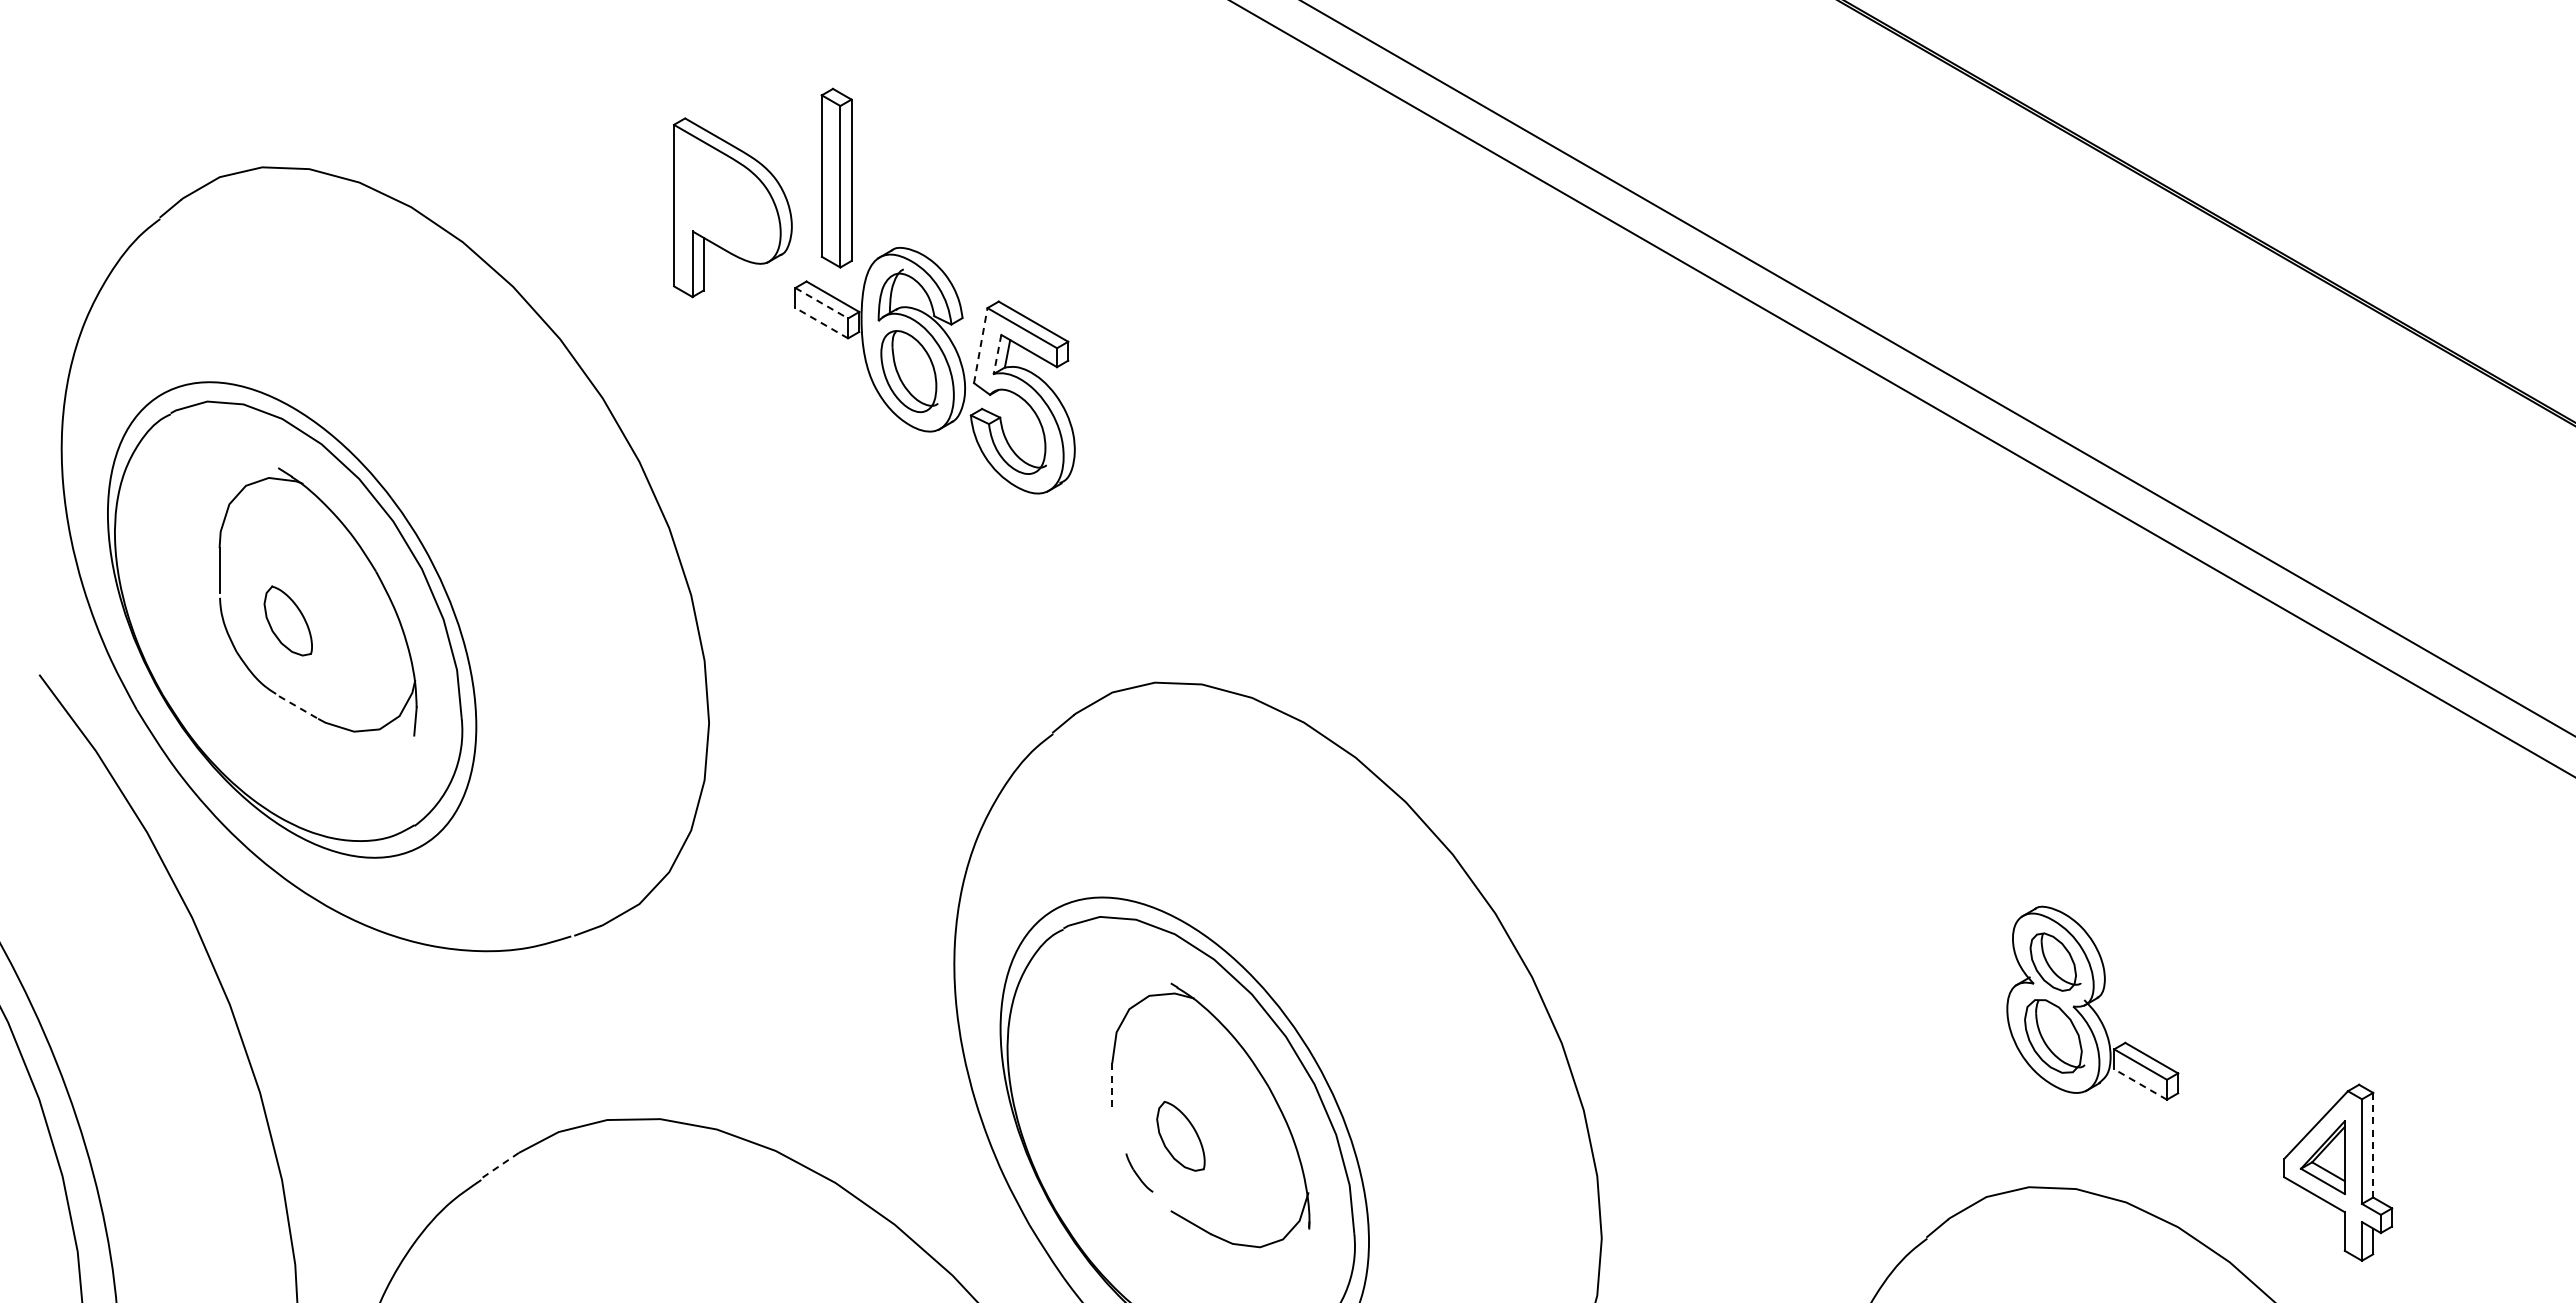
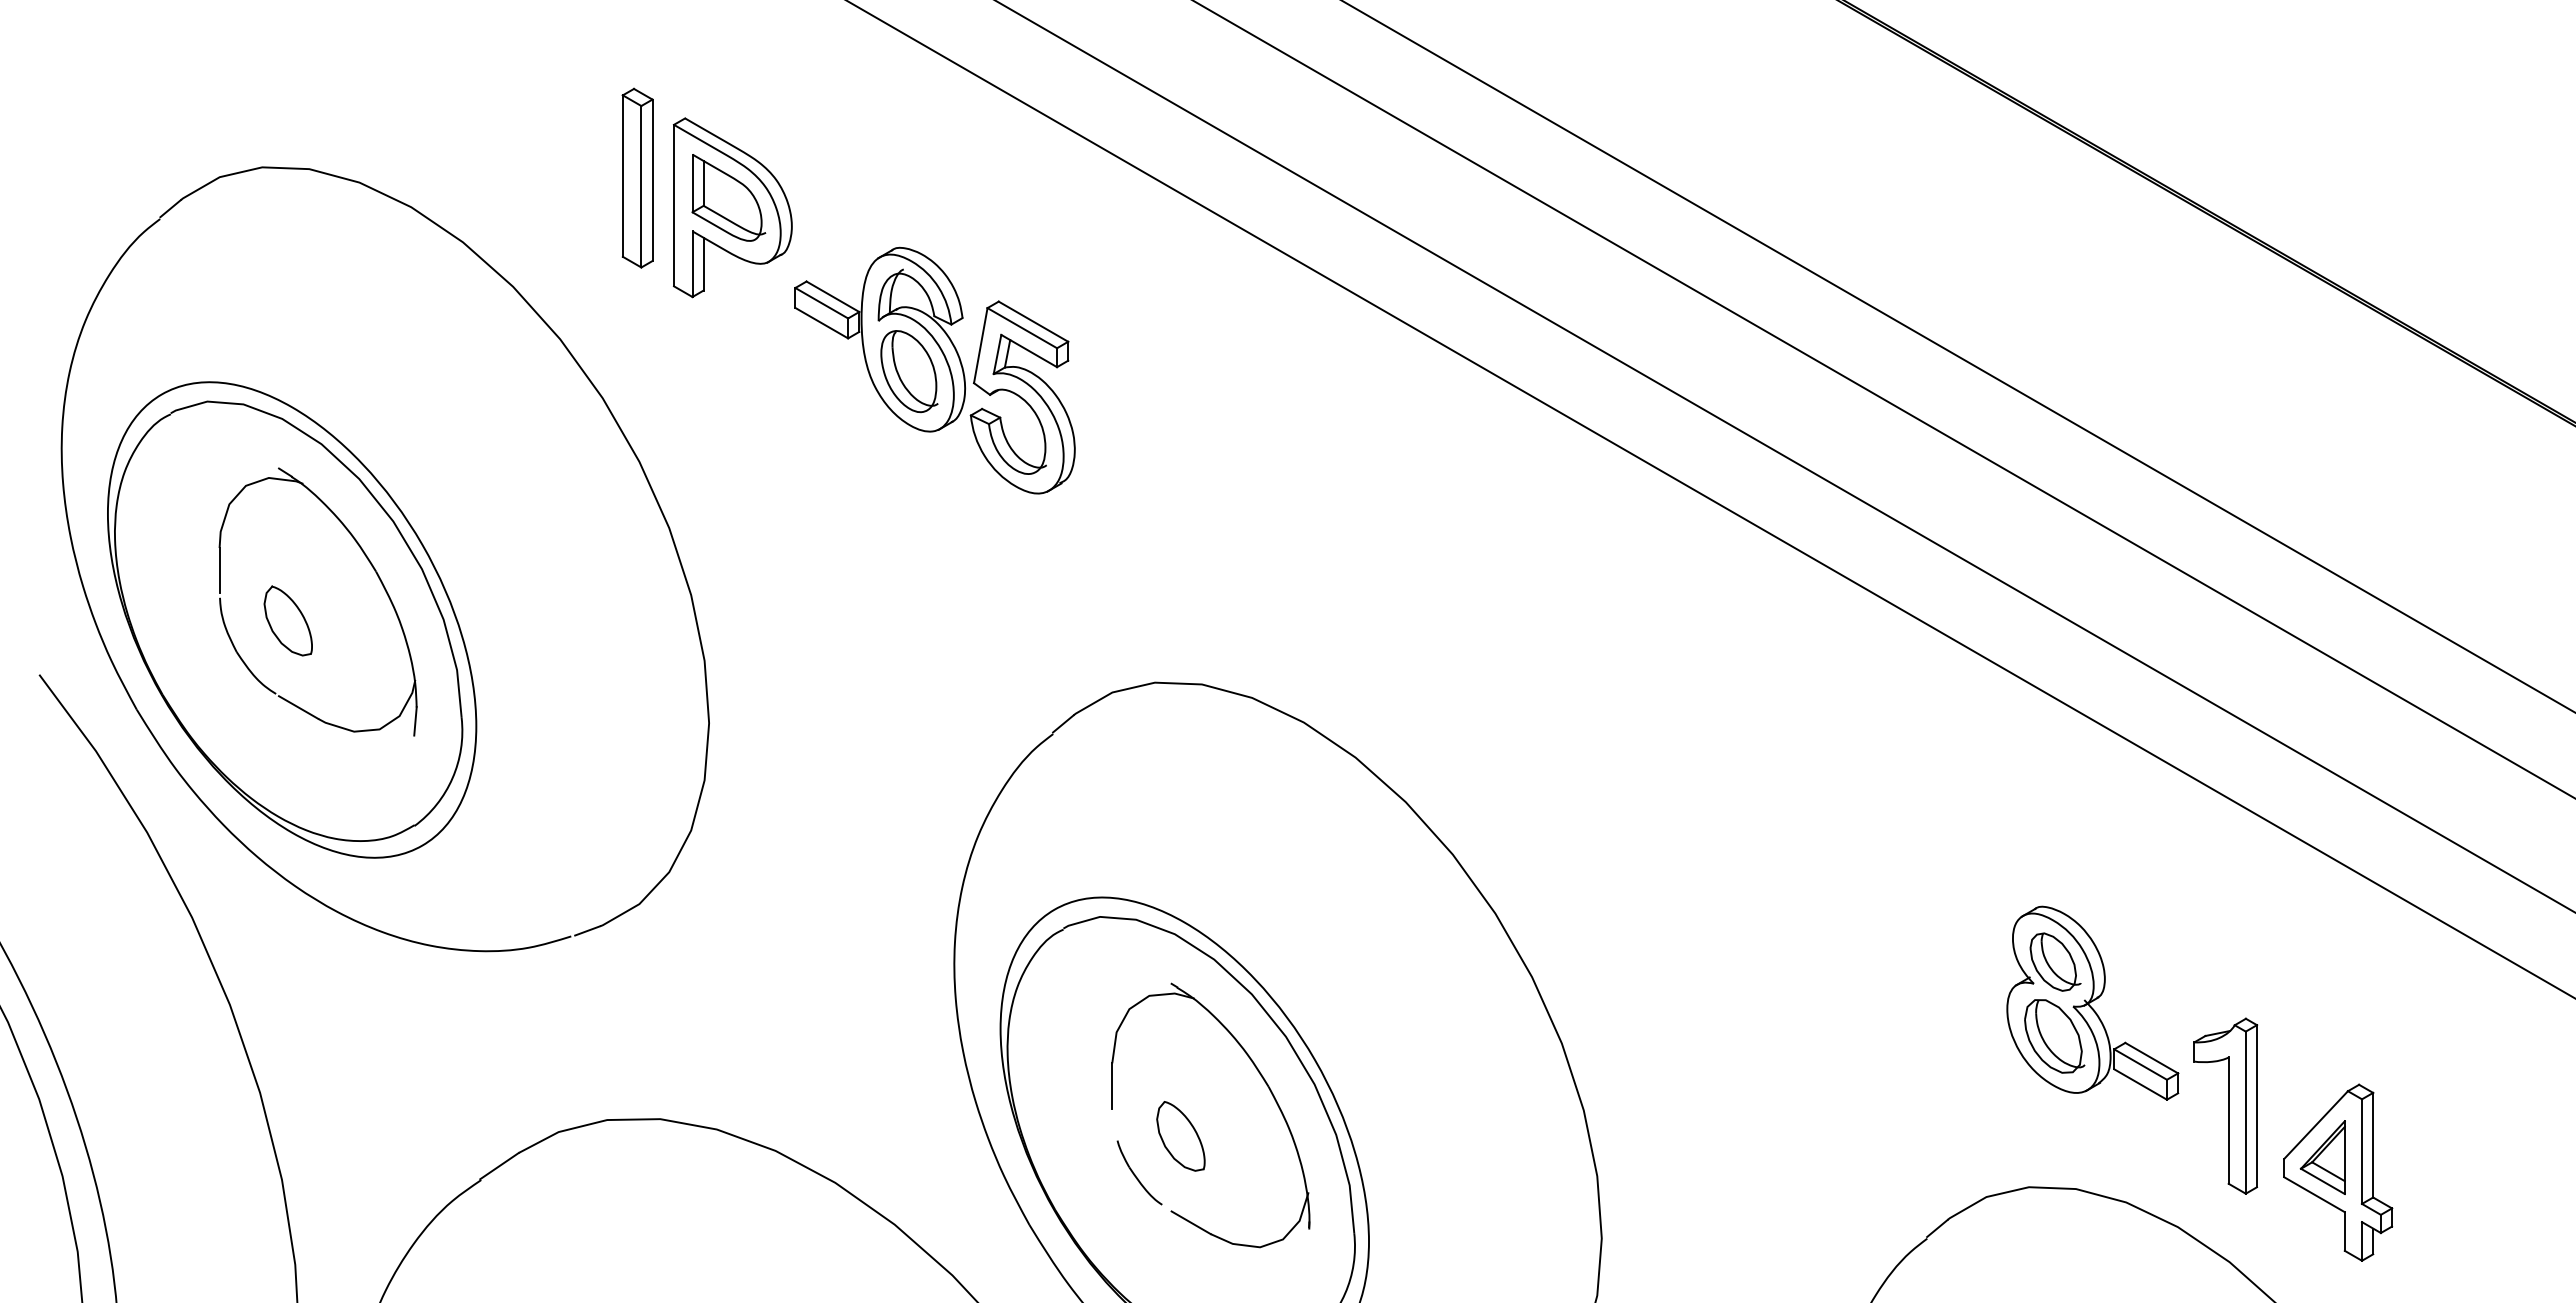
part position: (836, 177) -> (637, 177) (637, 177)
part: none -> present (728, 197)
line: dashed -> solid (822, 303)
line: dashed -> solid (821, 322)
line: dashed -> solid (980, 345)
line: dashed -> solid (997, 354)
line position: (1937, 368) -> (1958, 356) (1958, 356)
line position: (1902, 388) -> (1883, 399) (1883, 399)
line: none -> present (1785, 456)
line: none -> present (1710, 499)
line: dashed -> solid (298, 707)
line: dashed -> solid (2140, 1084)
line: dashed -> solid (1112, 1086)
part: none -> present (2225, 1105)
line: dashed -> solid (2373, 1145)
line: dashed -> solid (499, 1166)
part size: 29x40 px -> 47x66 px (1139, 1172)
